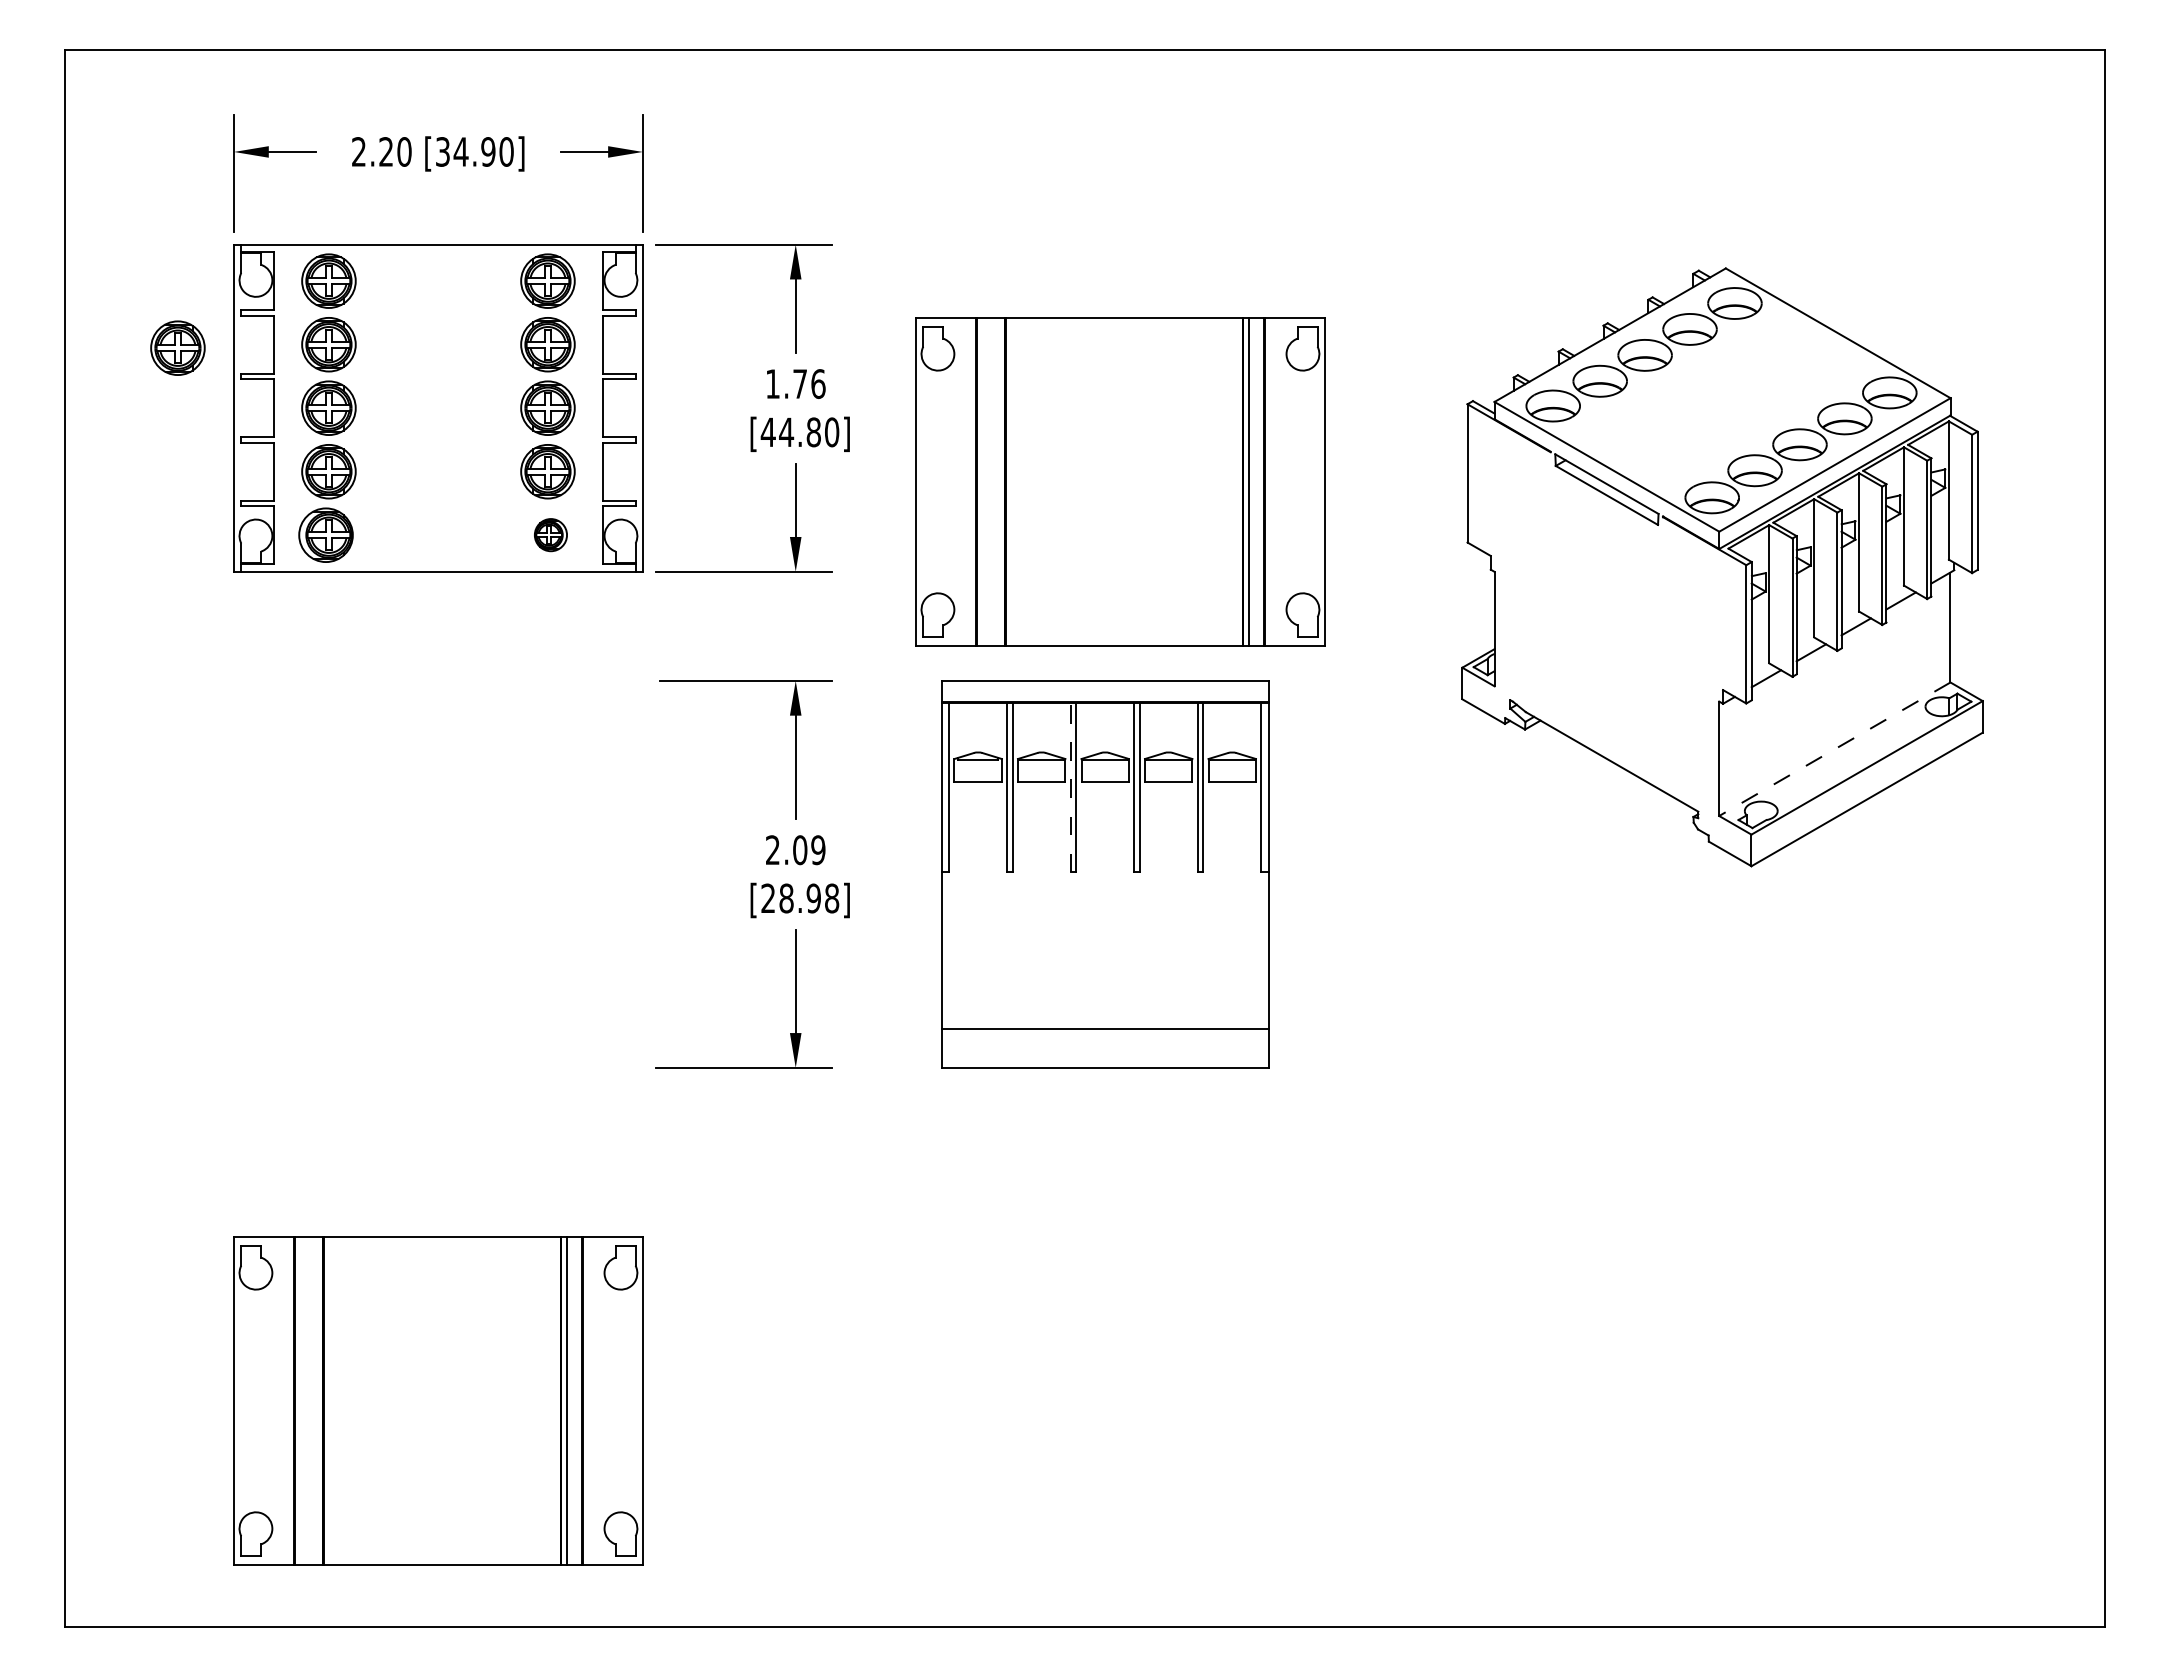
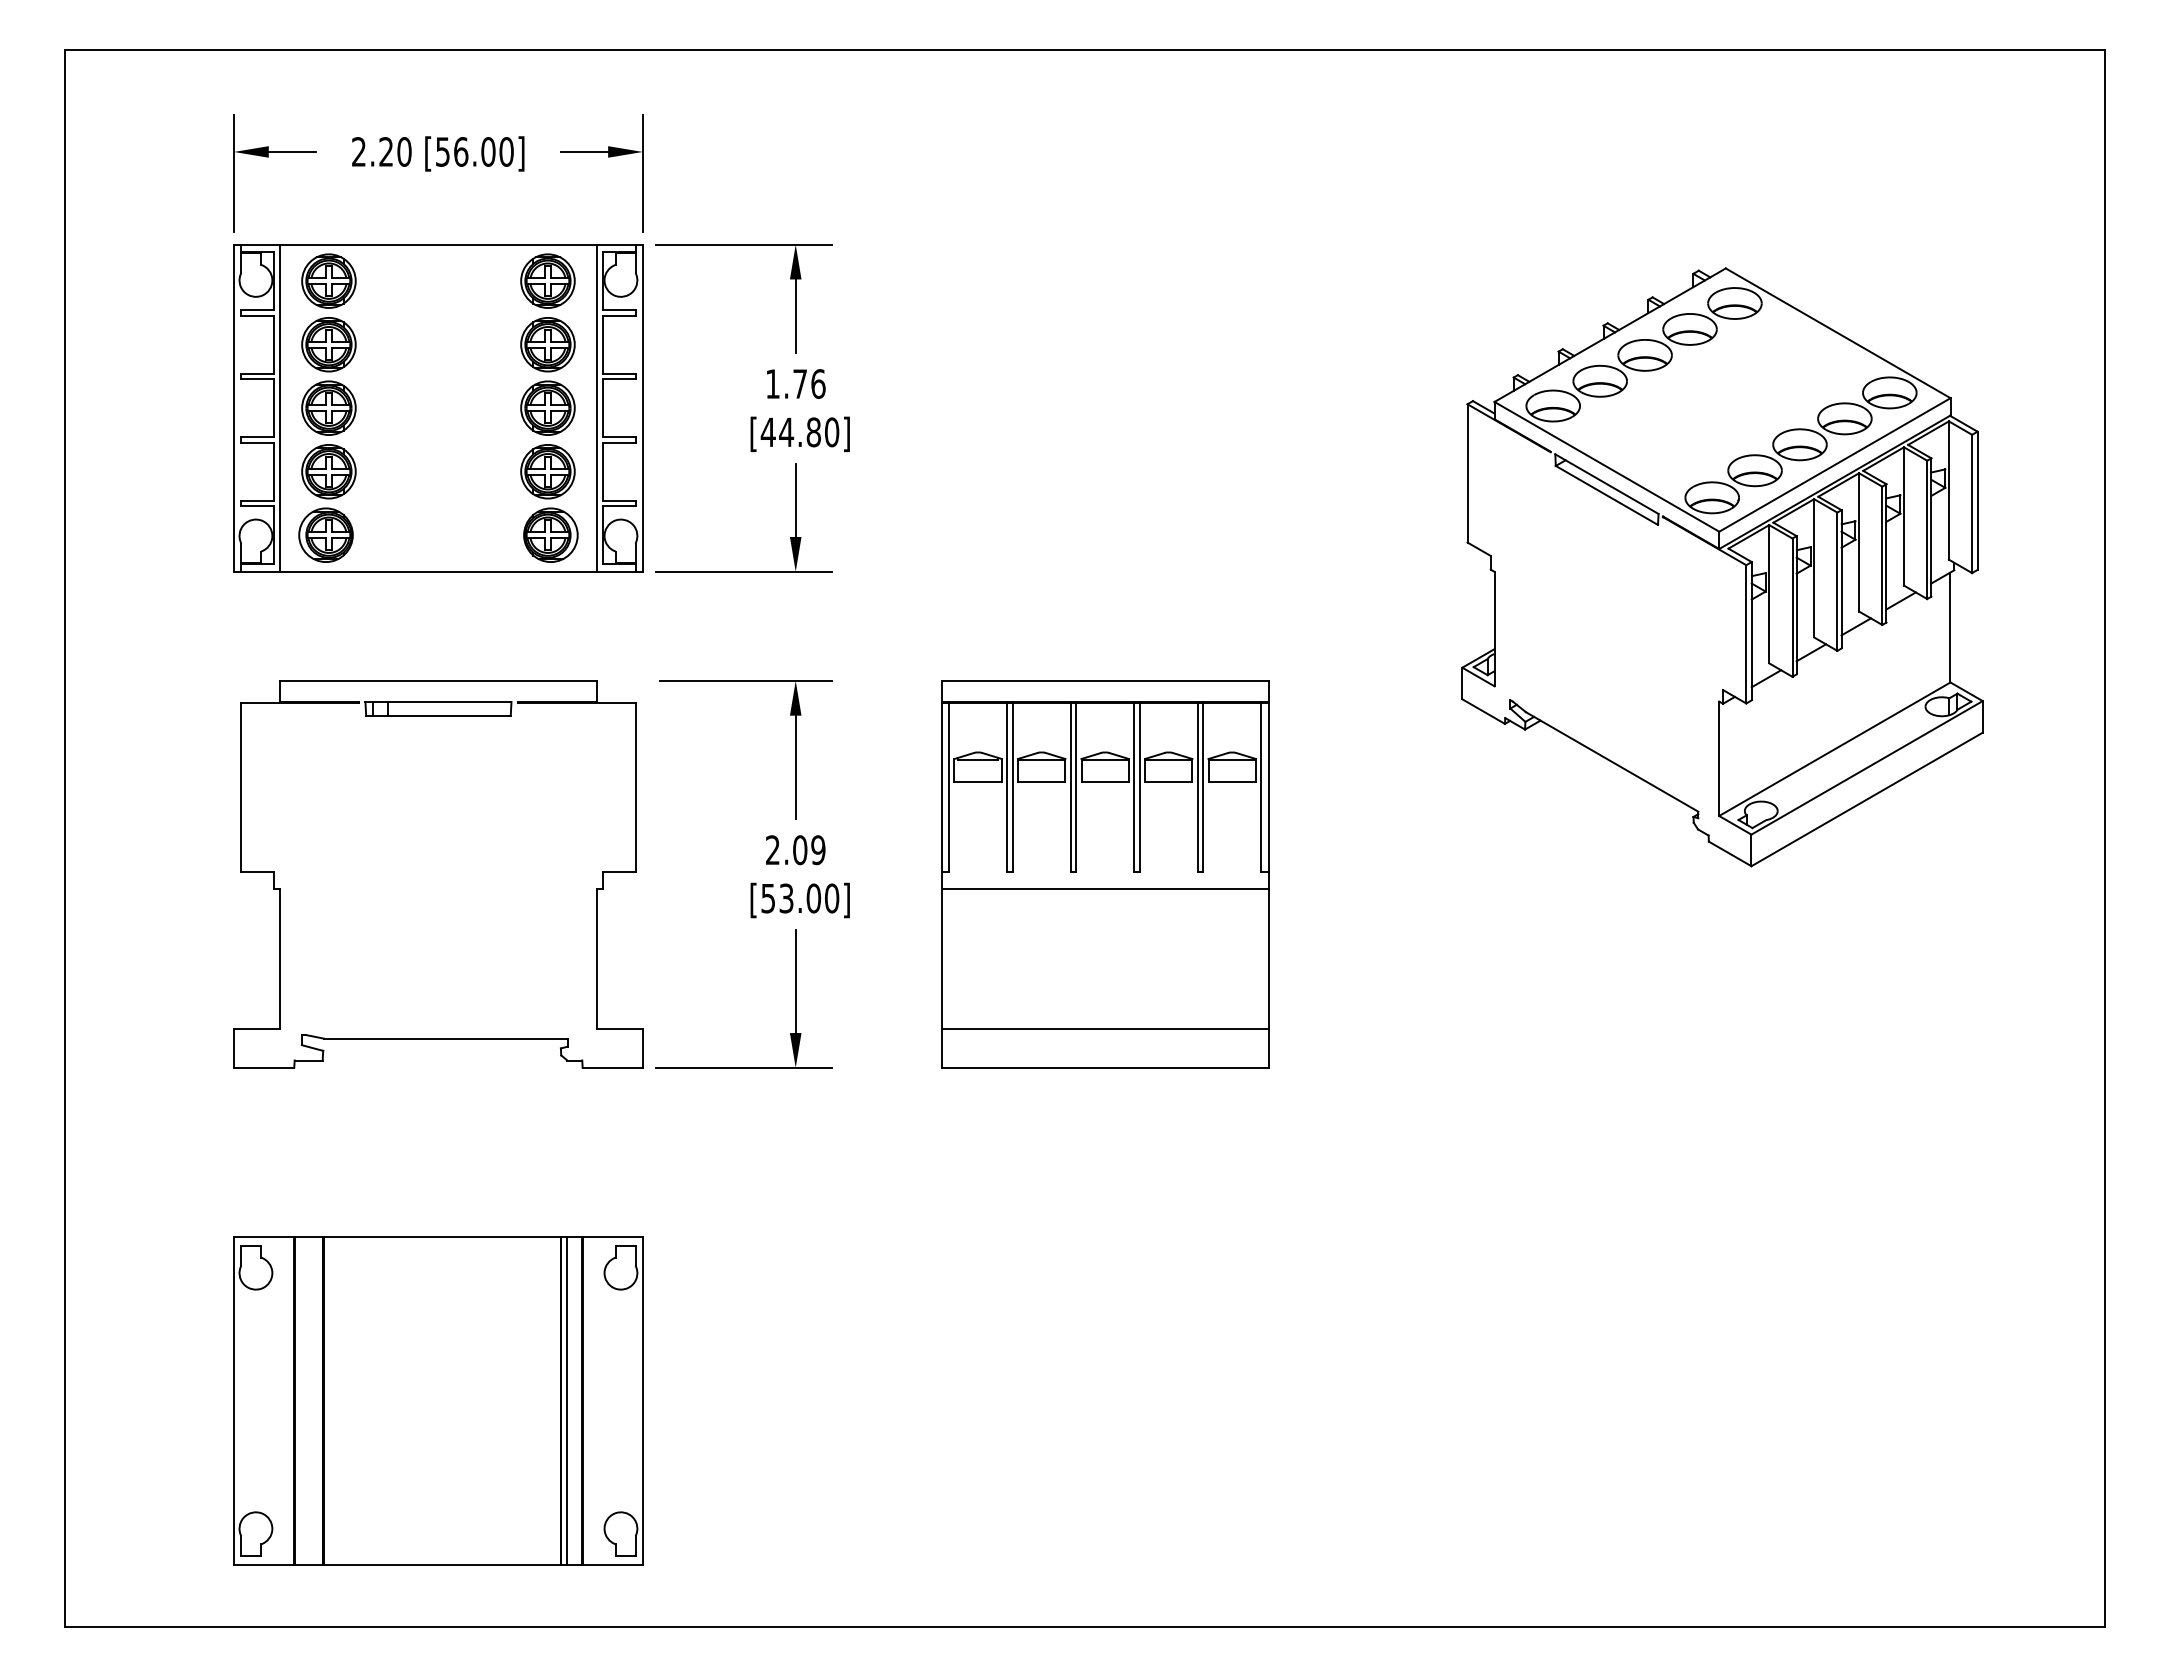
text: [34.90] -> [56.00] (465, 151)
part: present -> none (177, 347)
line: none -> present (279, 407)
line: none -> present (597, 407)
part: present -> none (1120, 481)
part size: 34x35 px -> 56x56 px (550, 534)
line: dashed -> solid (1834, 749)
line: dashed -> solid (1070, 787)
part: none -> present (438, 874)
line: none -> present (1104, 888)
text: [28.98] -> [53.00] (800, 898)
